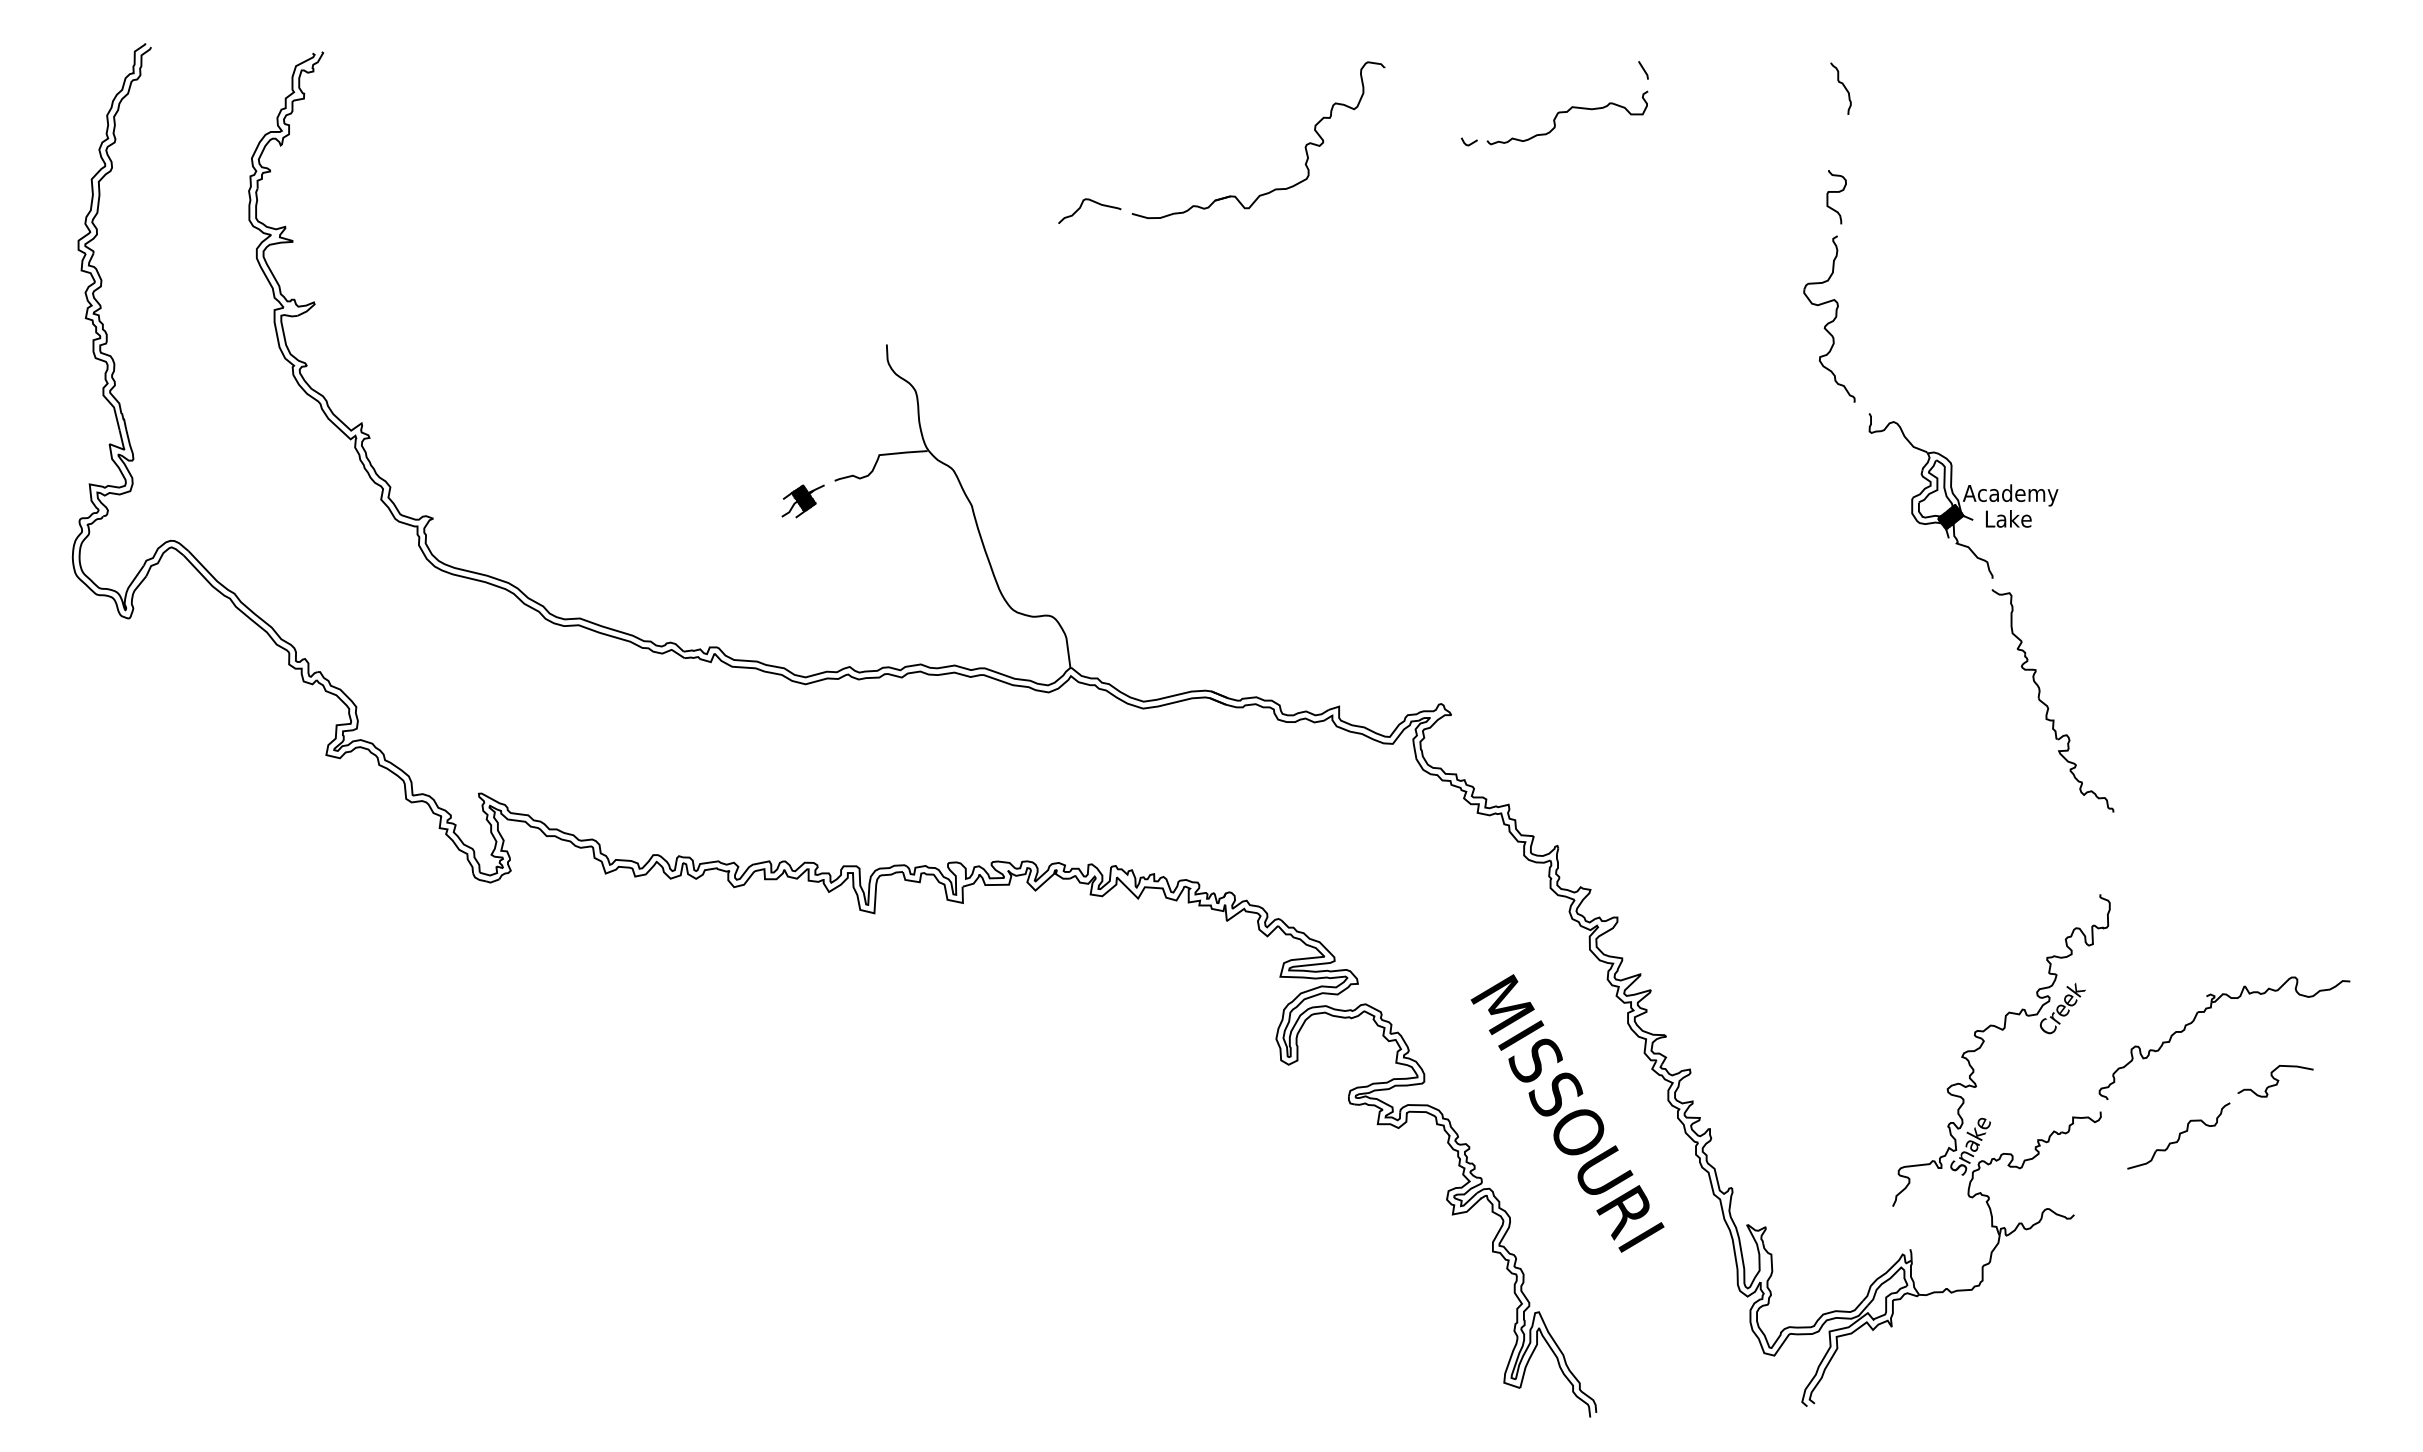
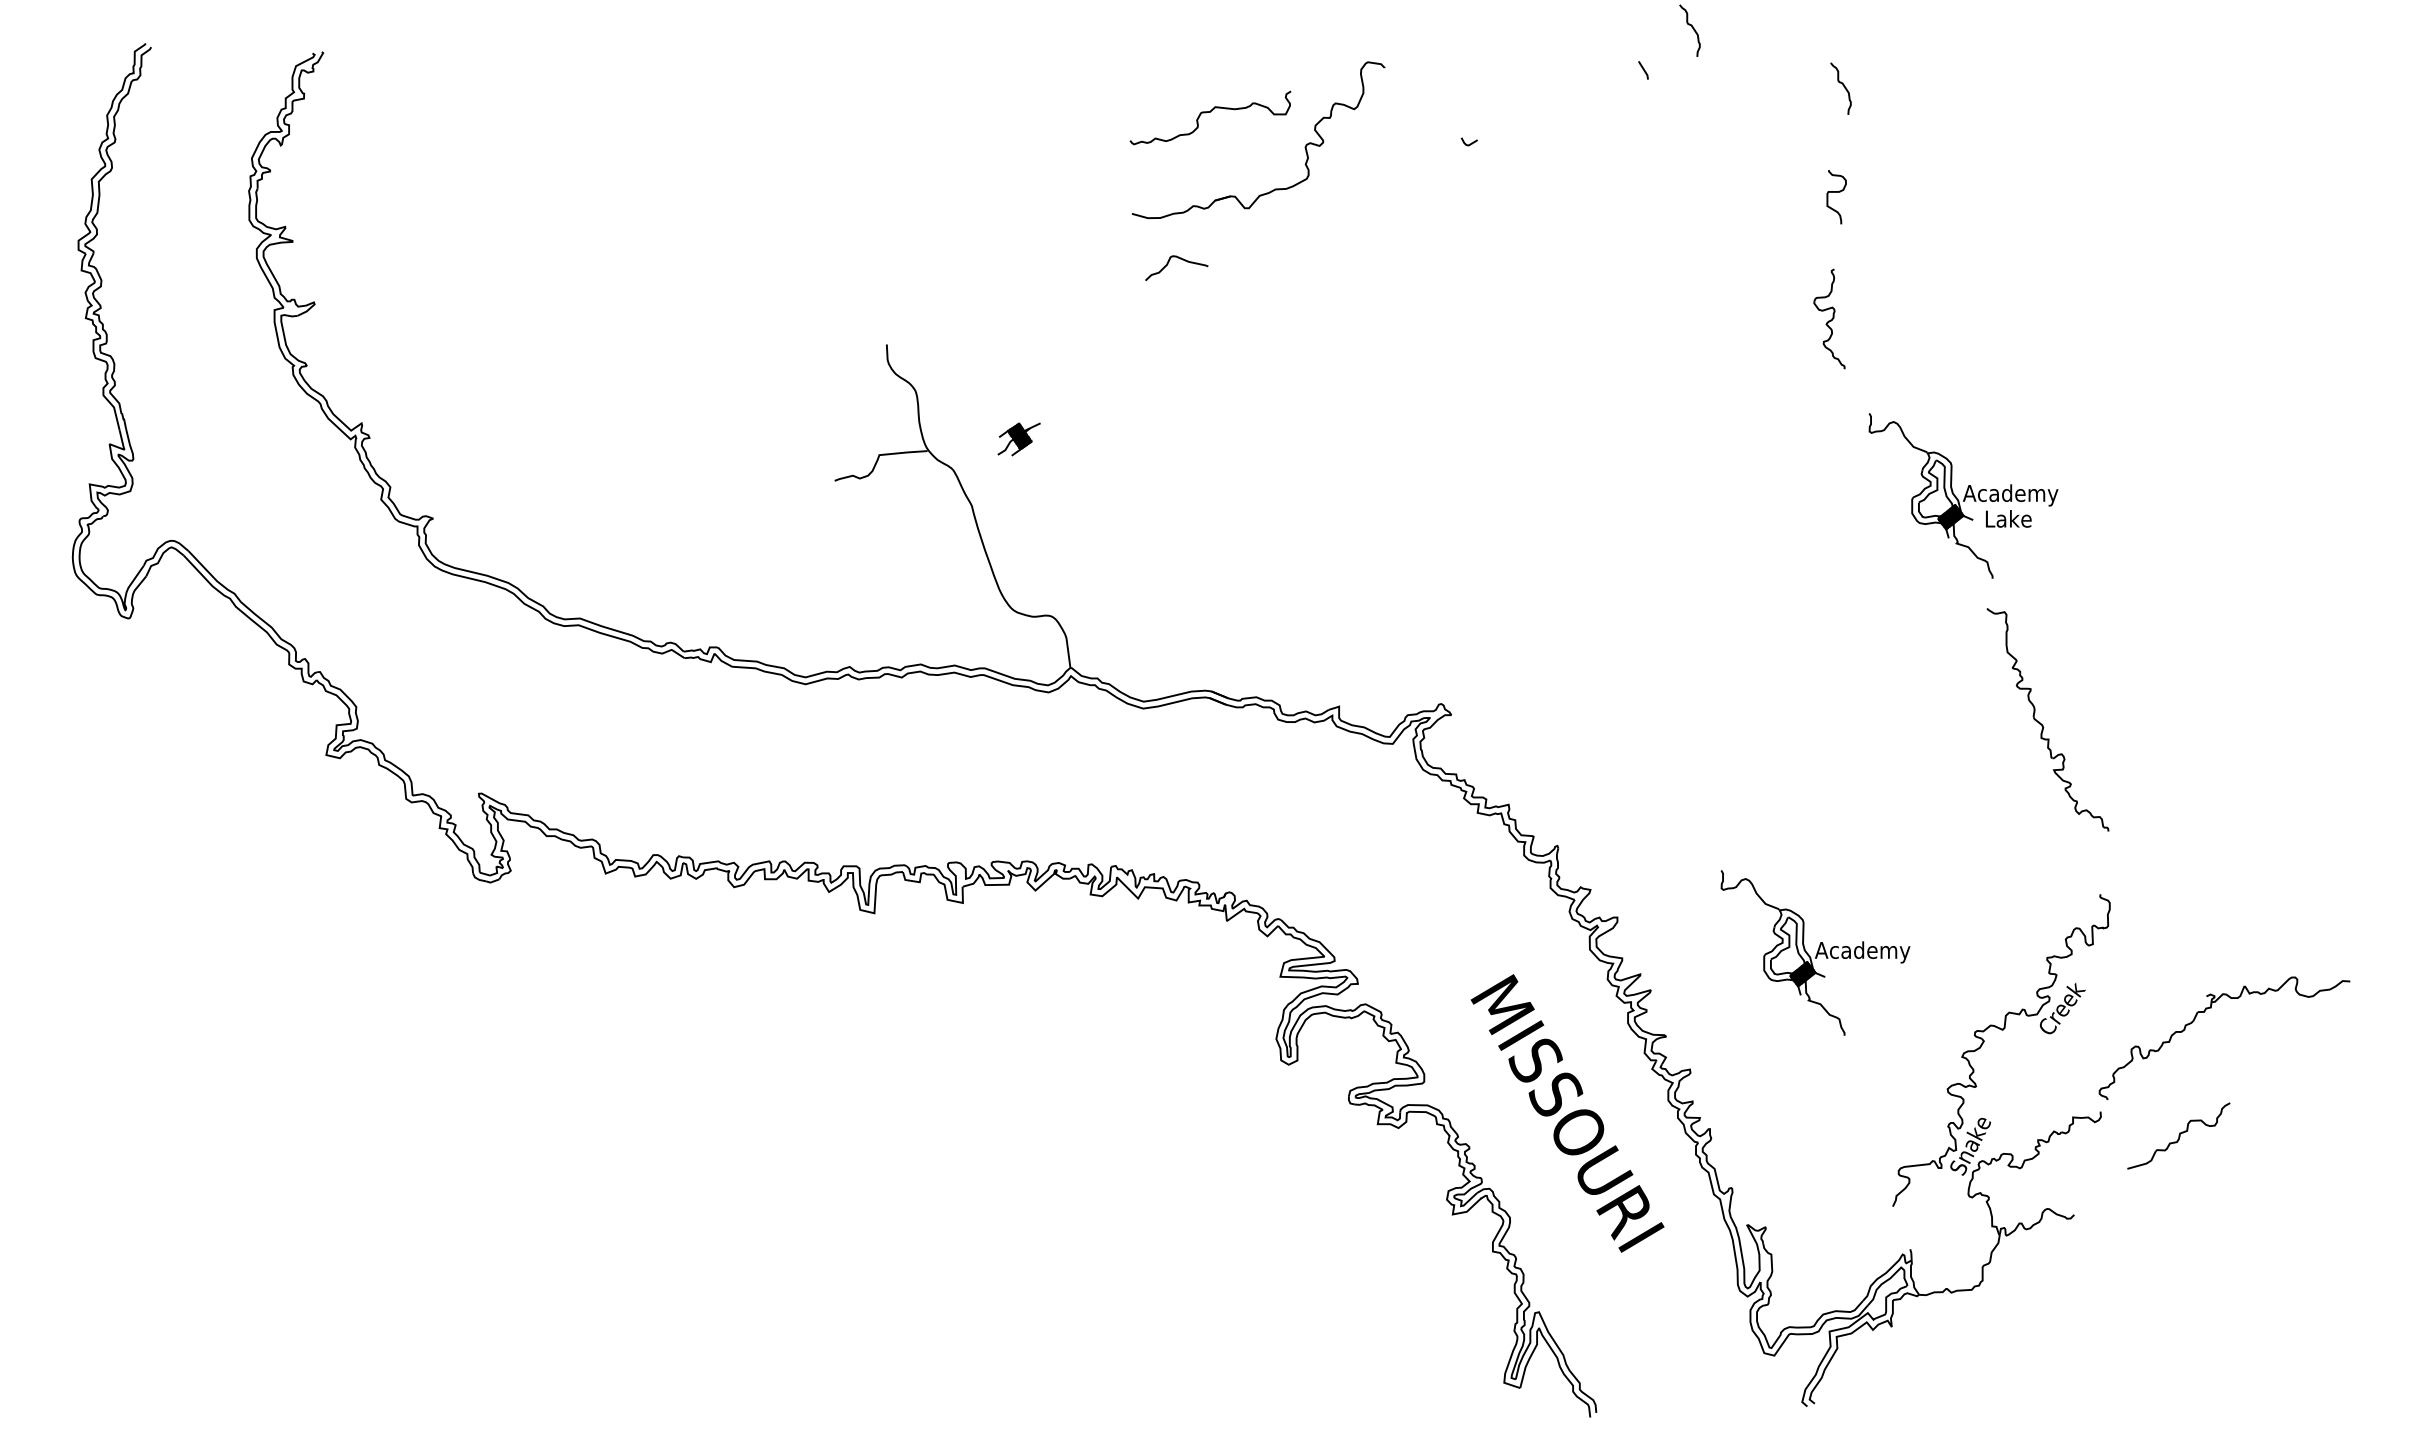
curve: none -> present (1691, 27)
curve position: (1567, 112) -> (1210, 112) (1210, 112)
curve position: (1081, 207) -> (1168, 264) (1168, 264)
part size: 53x168 px -> 33x102 px (1829, 318)
part position: (802, 501) -> (1018, 439) (1018, 439)
part position: (2047, 705) -> (2042, 724) (2042, 724)
part: none -> present (1815, 952)
curve: present -> none (2275, 1080)
